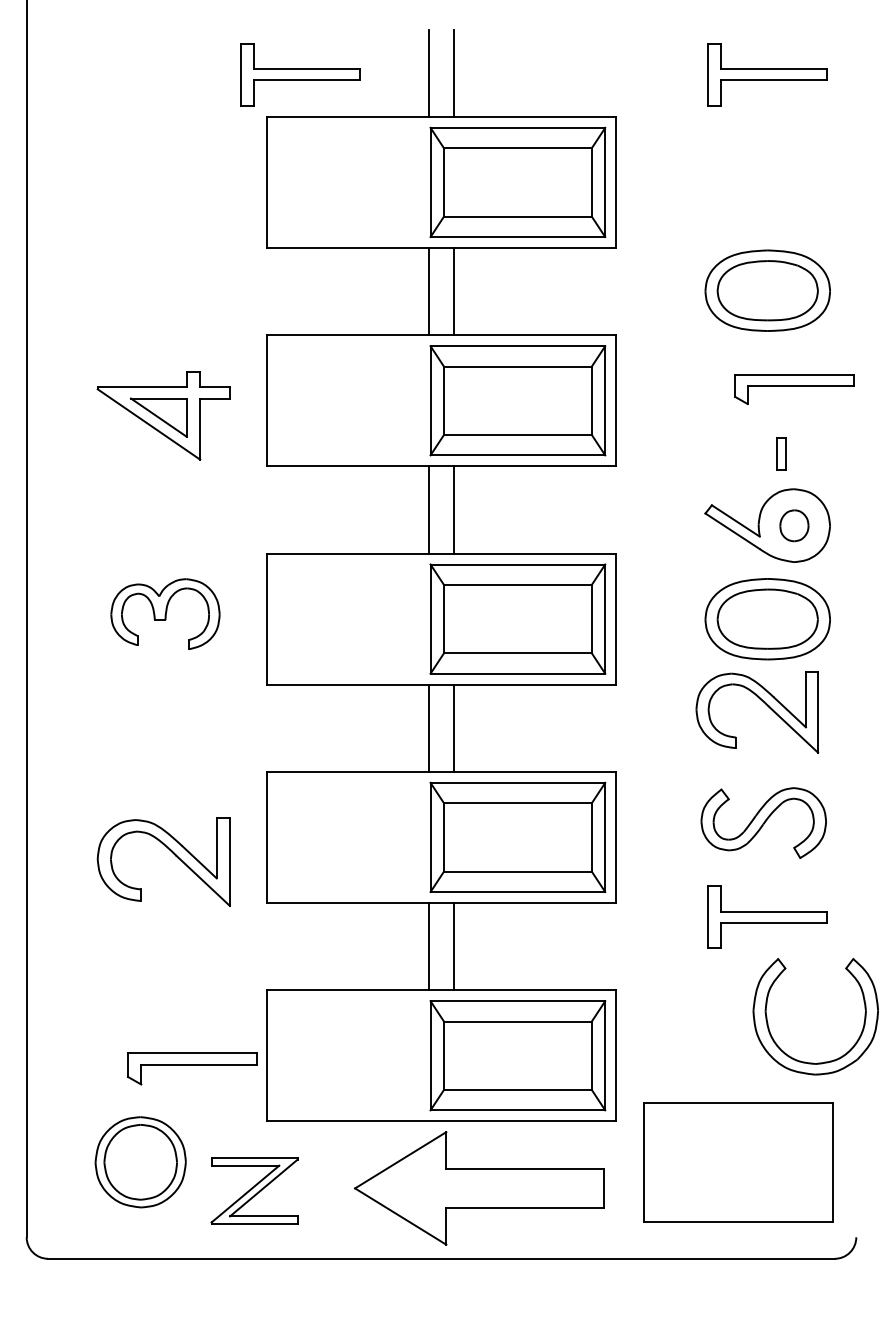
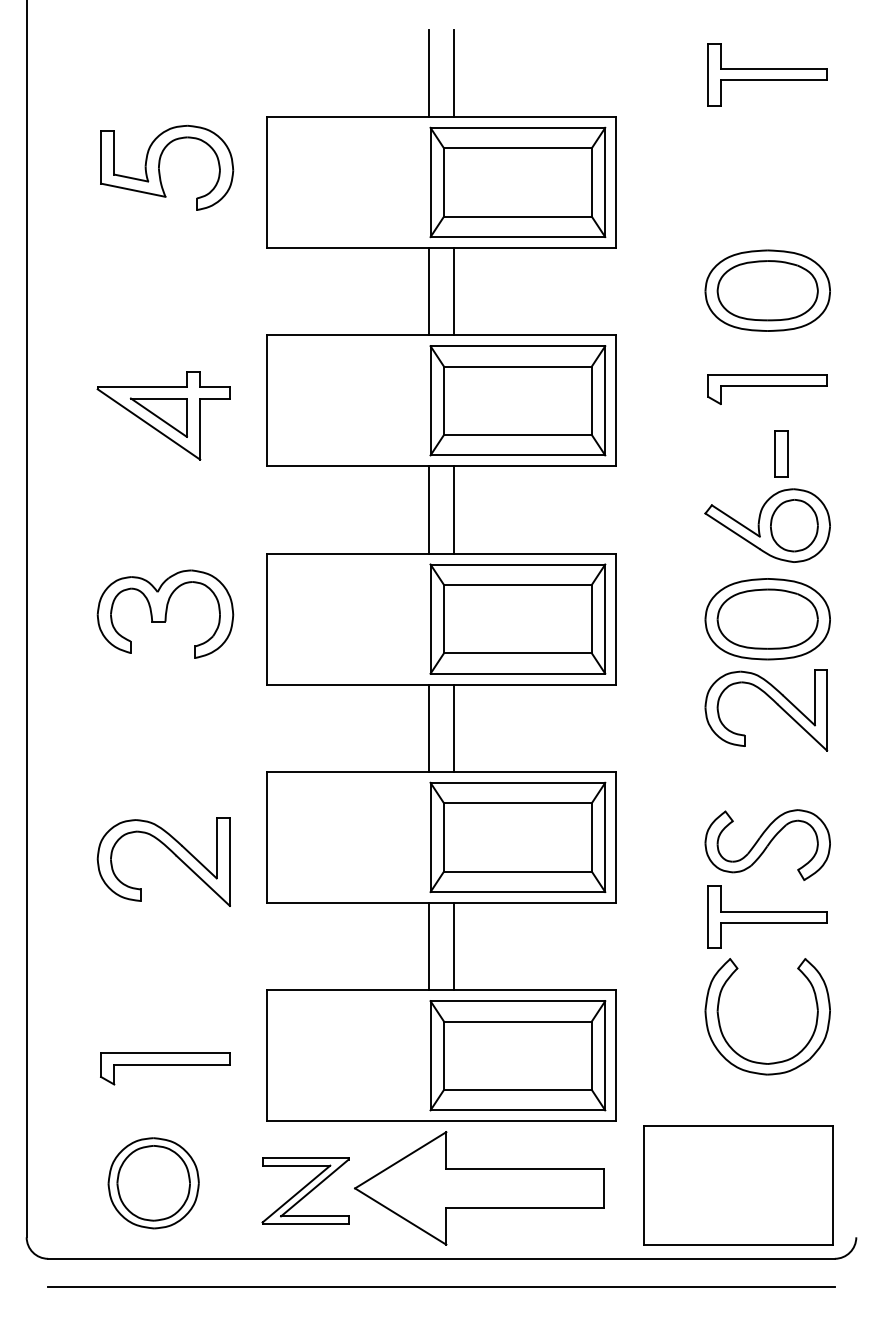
part: present -> none (300, 74)
part: none -> present (160, 164)
part position: (794, 389) -> (767, 389) (767, 389)
part size: 11x34 px -> 15x48 px (781, 453)
part size: 31x34 px -> 49x54 px (794, 525)
part size: 111x72 px -> 139x90 px (165, 613)
part position: (765, 704) -> (774, 702) (774, 702)
part position: (763, 822) -> (767, 844) (767, 844)
part position: (824, 1061) -> (776, 1061) (776, 1061)
part position: (192, 1068) -> (165, 1068) (165, 1068)
part position: (140, 1162) -> (153, 1183) (153, 1183)
part position: (738, 1162) -> (738, 1185) (738, 1185)
part position: (254, 1190) -> (305, 1190) (305, 1190)
line: none -> present (441, 1287)
